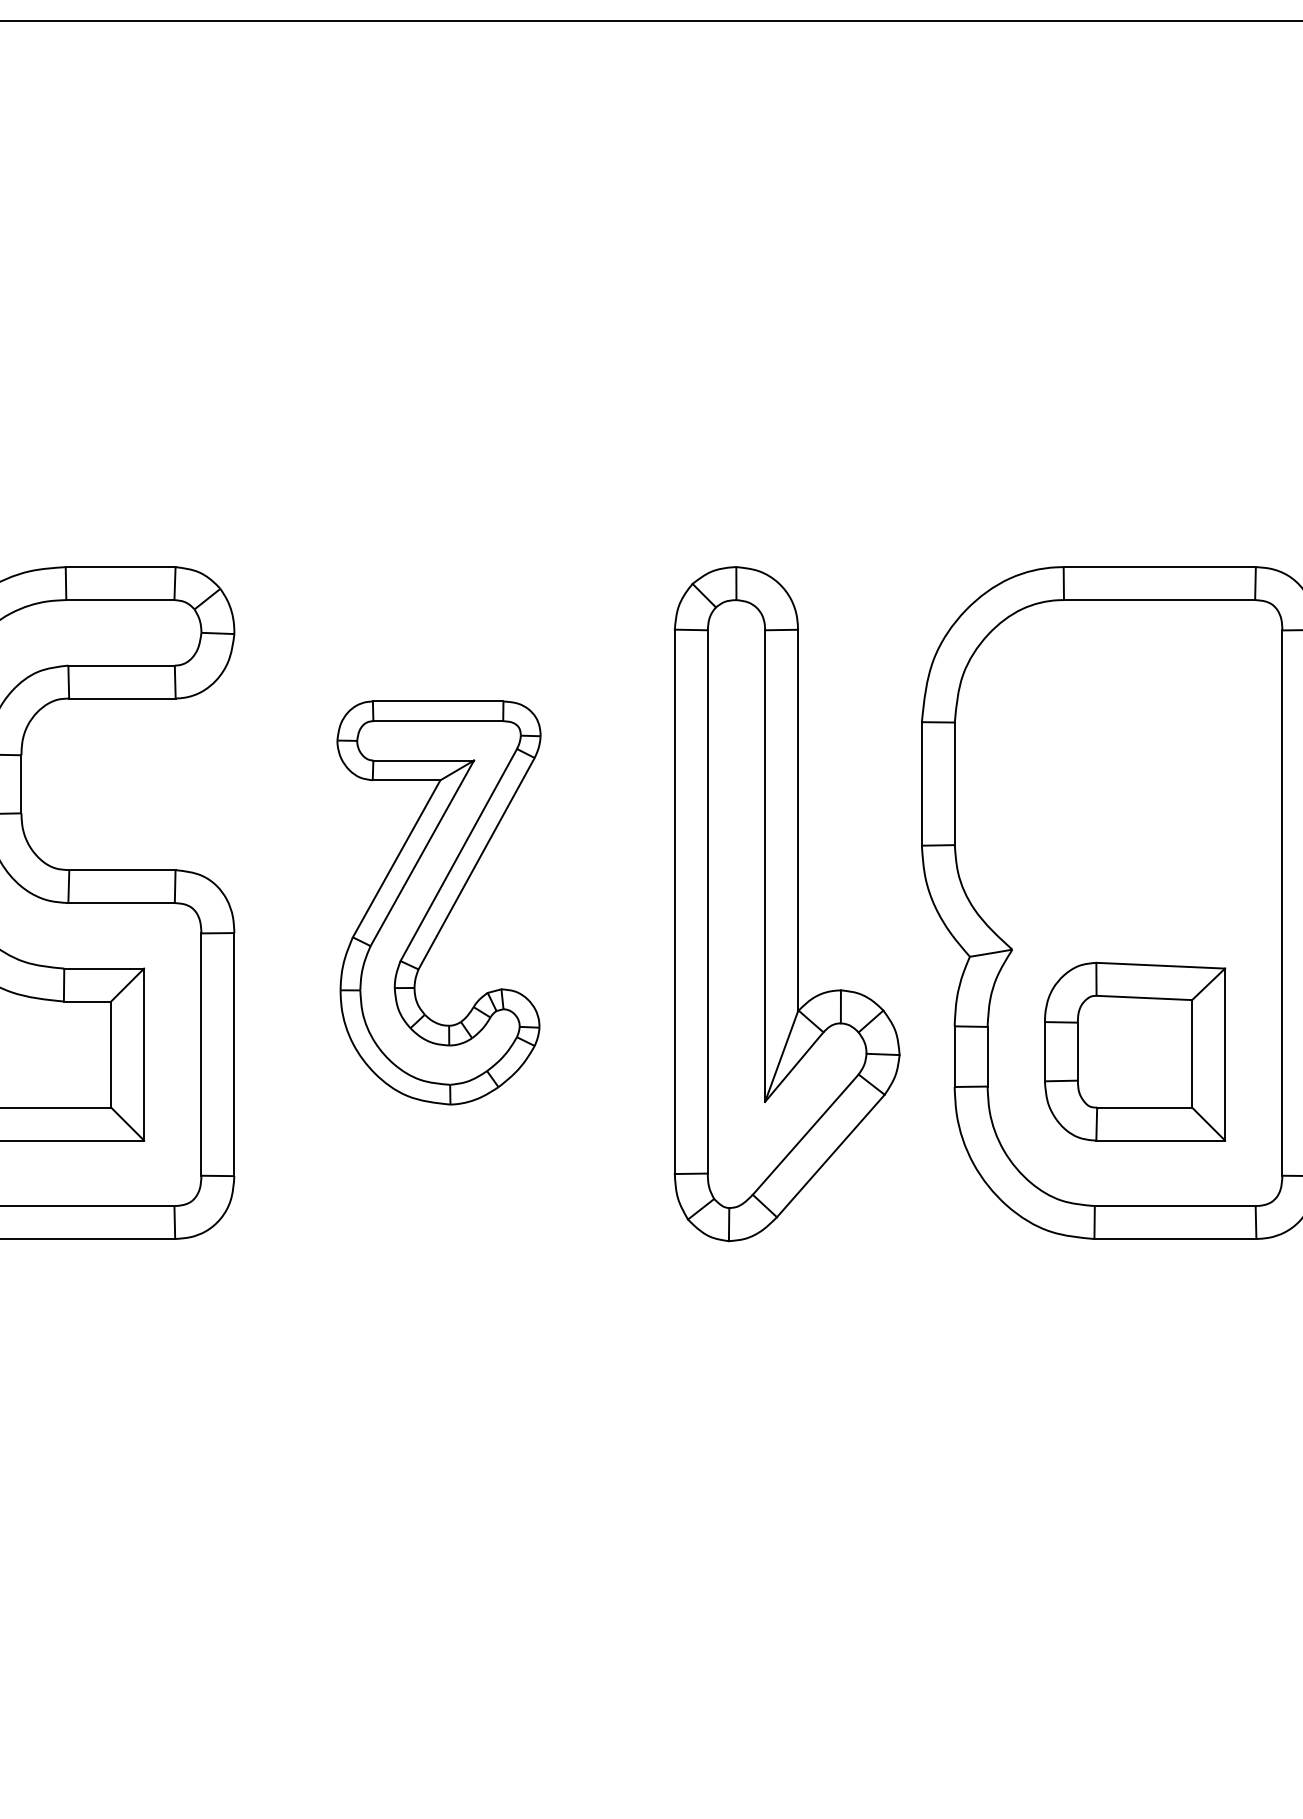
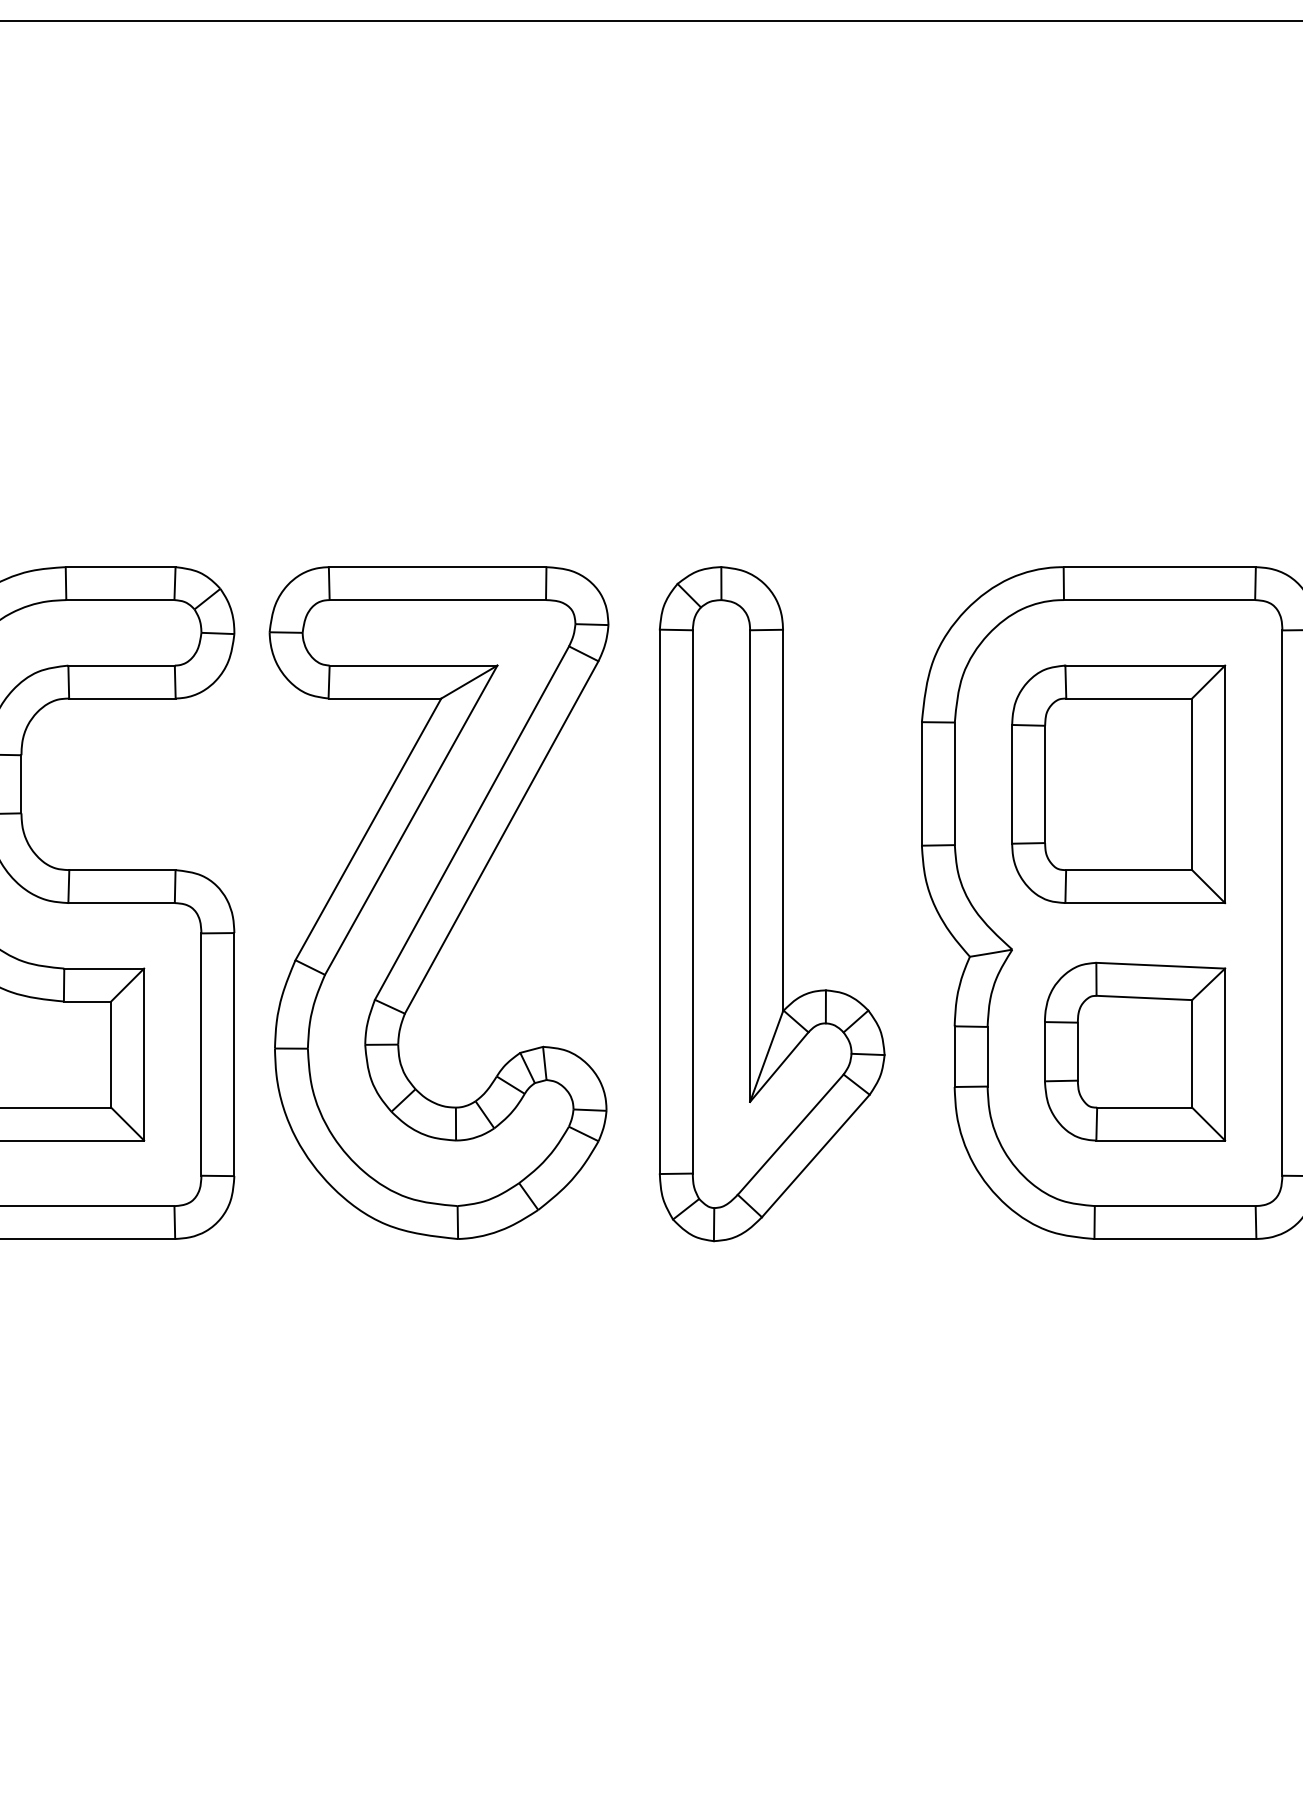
part: none -> present (1118, 784)
part size: 206x406 px -> 342x674 px (438, 902)
part position: (786, 904) -> (771, 904) (771, 904)
